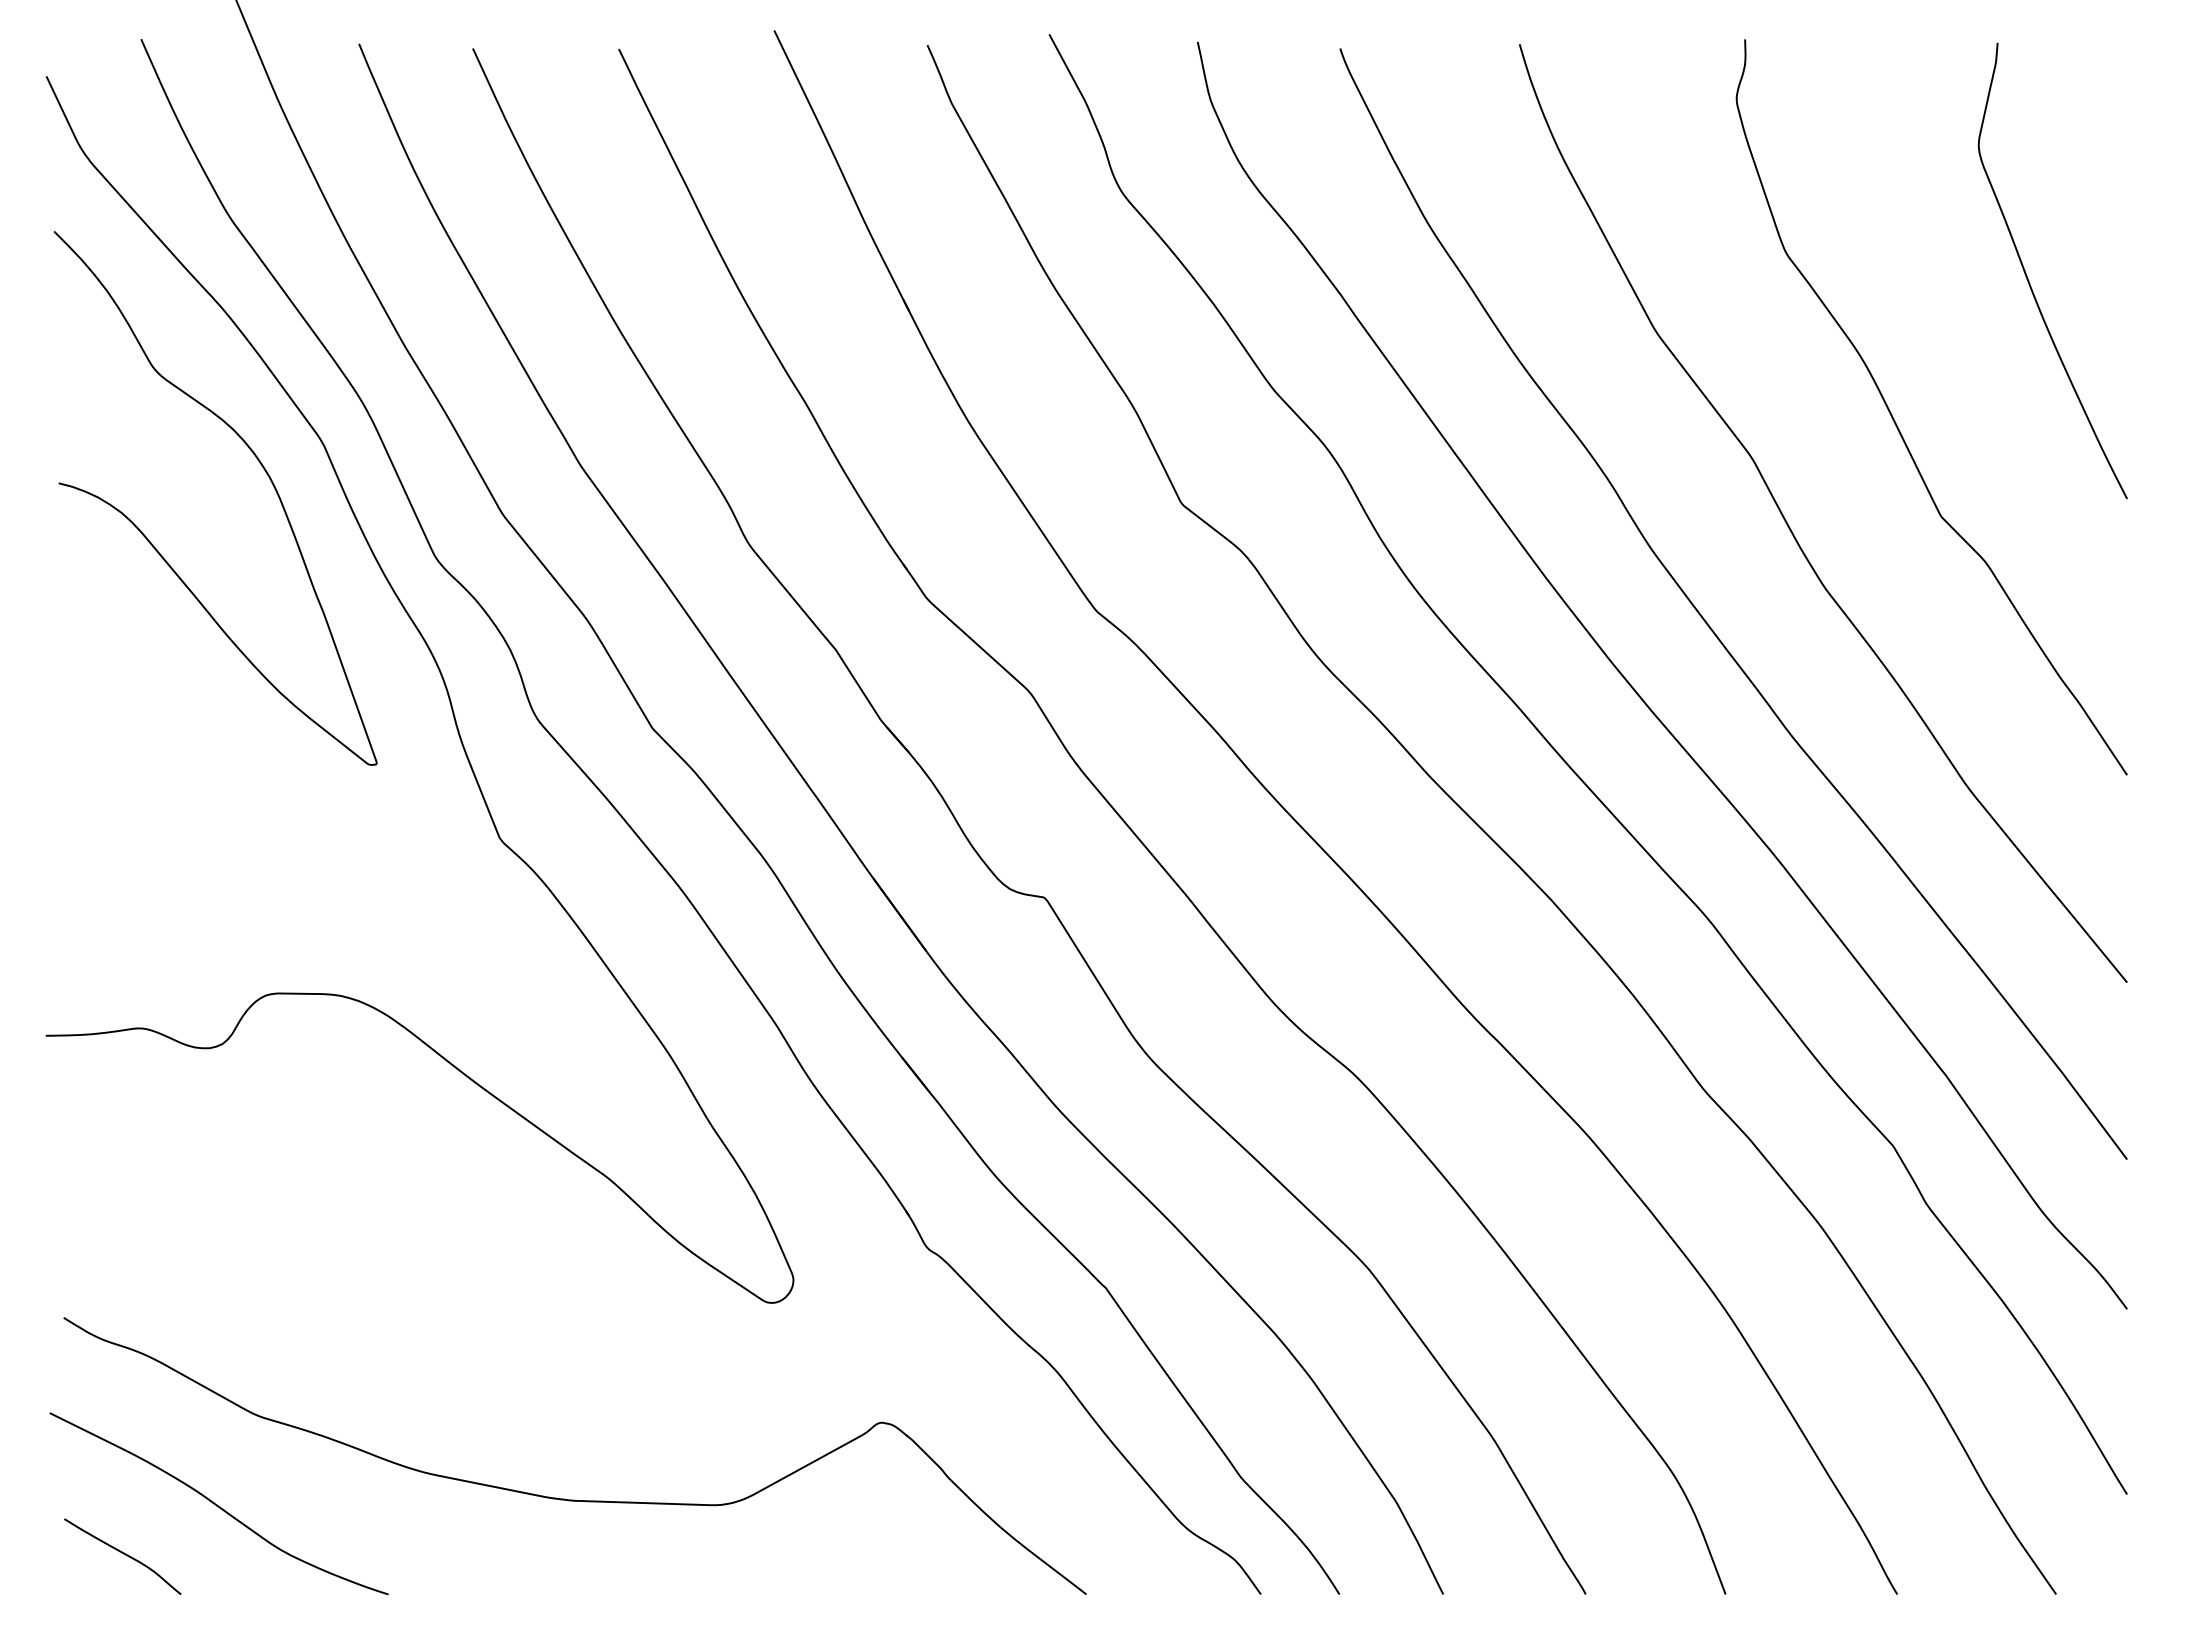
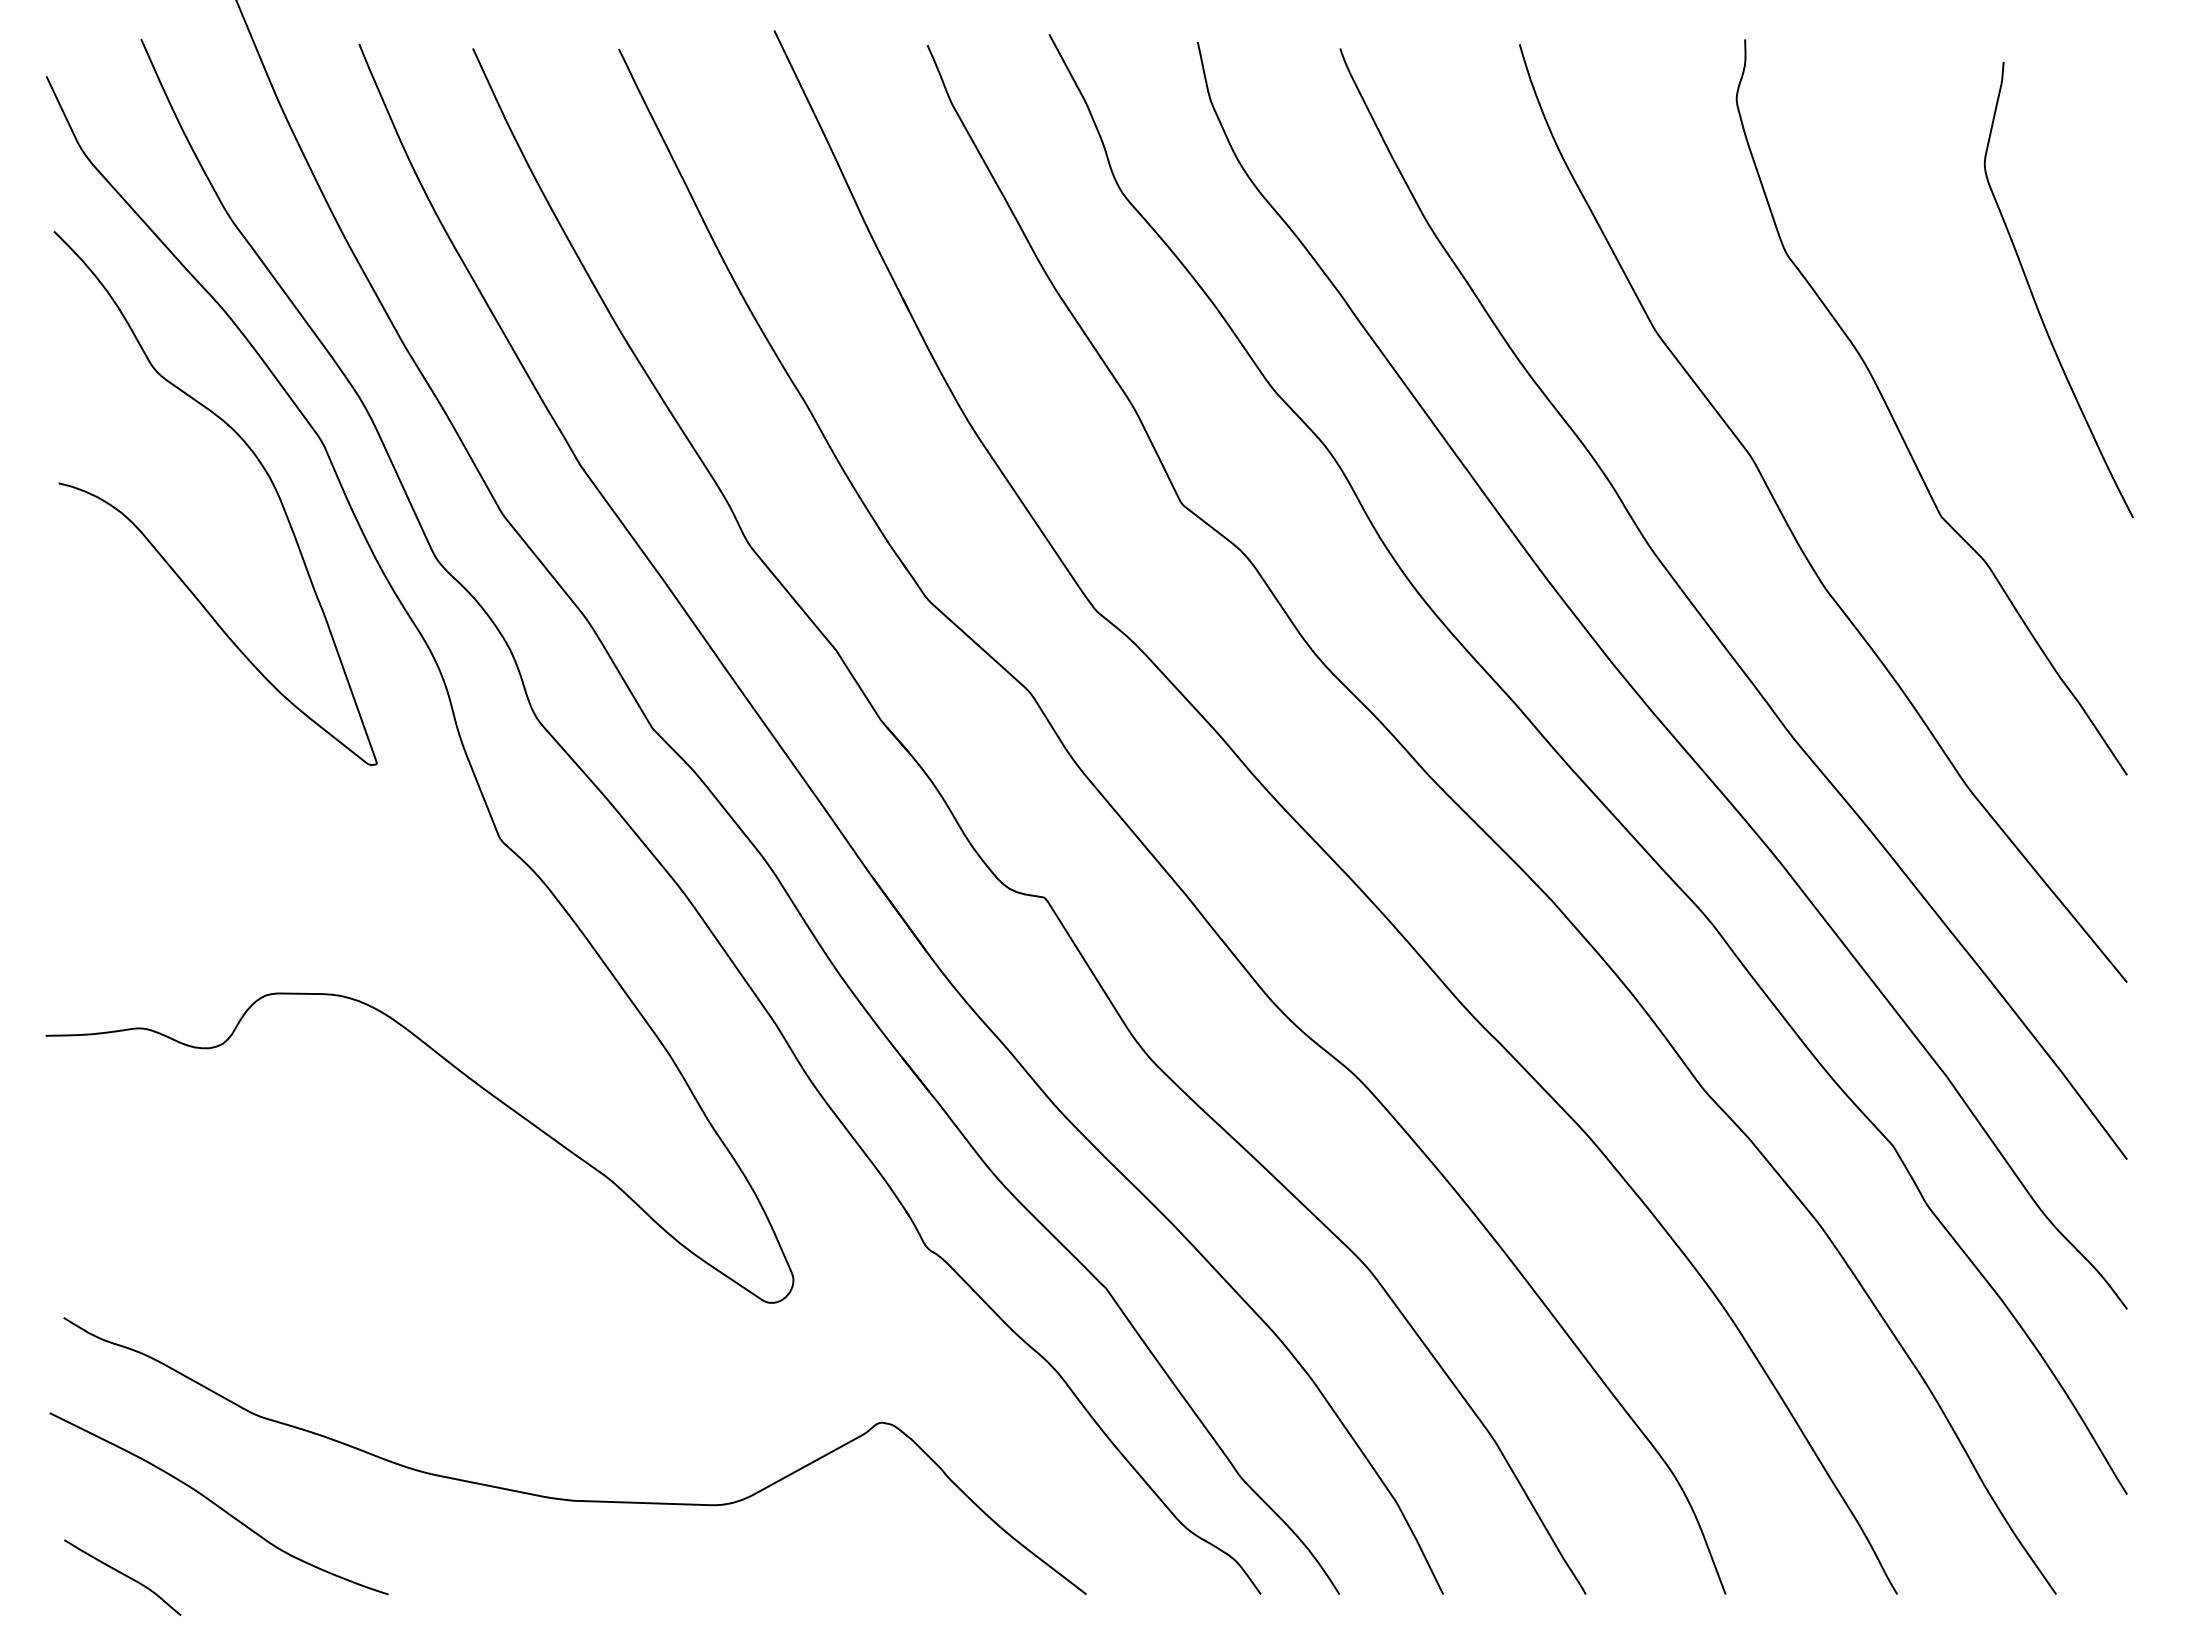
curve position: (2029, 280) -> (2035, 299) (2035, 299)
curve position: (123, 1554) -> (123, 1575) (123, 1575)
